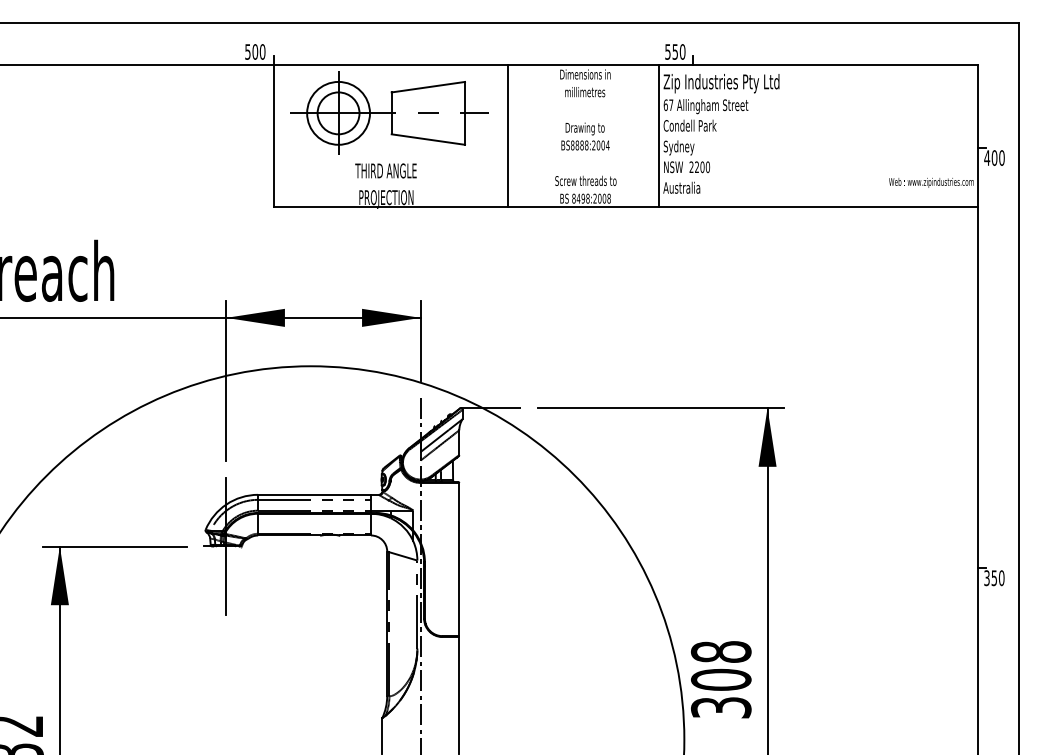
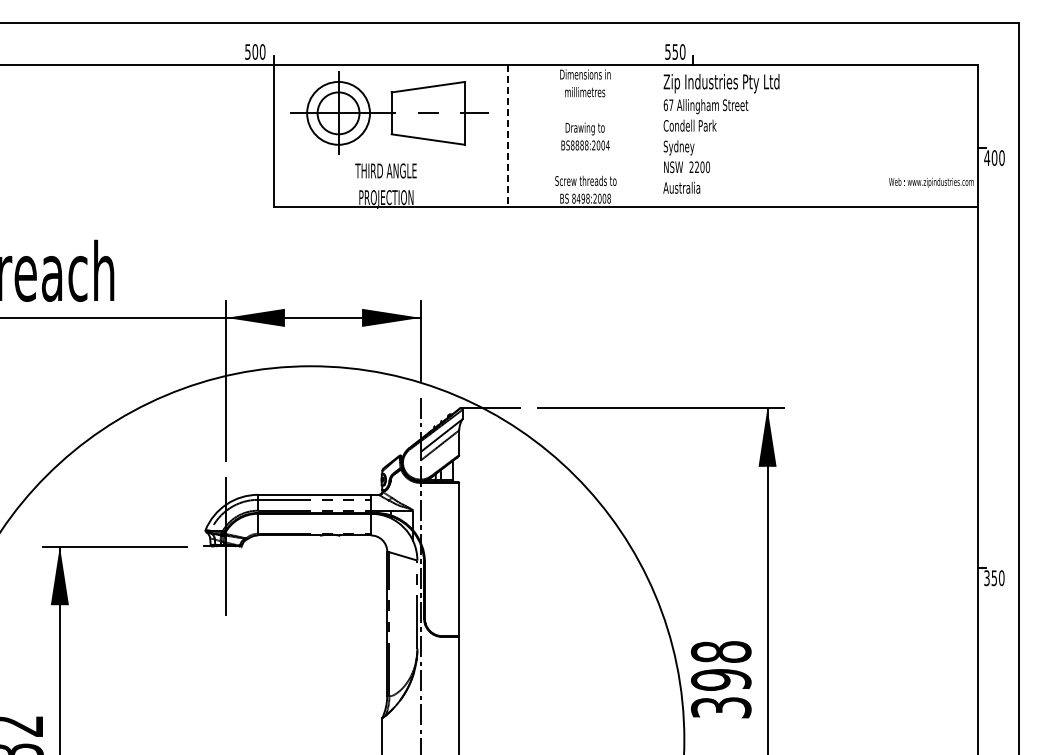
line: present -> none (659, 135)
line: solid -> dashed (508, 136)
text: 308 -> 398 (721, 679)
